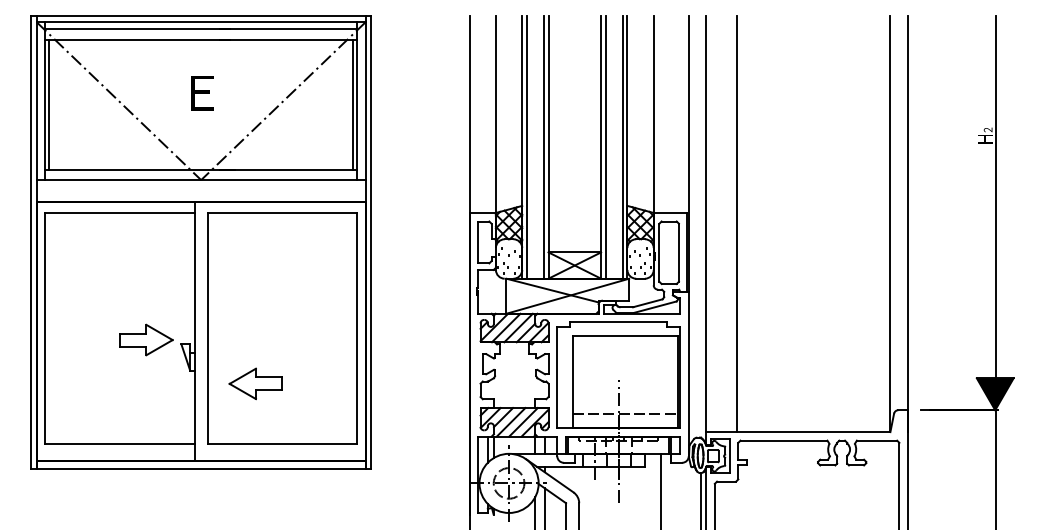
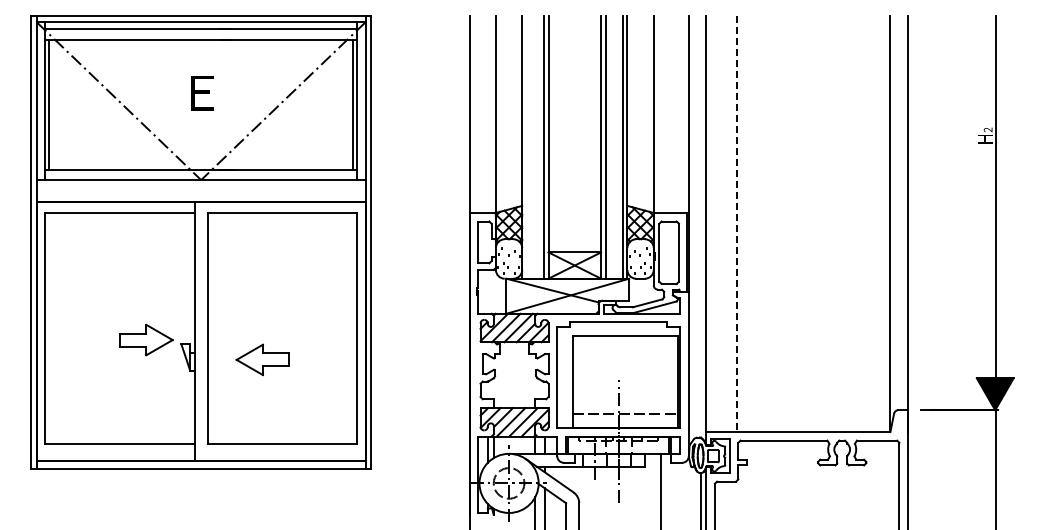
line: present -> none (526, 146)
line: solid -> dashed (737, 224)
part position: (255, 383) -> (262, 359) (262, 359)
